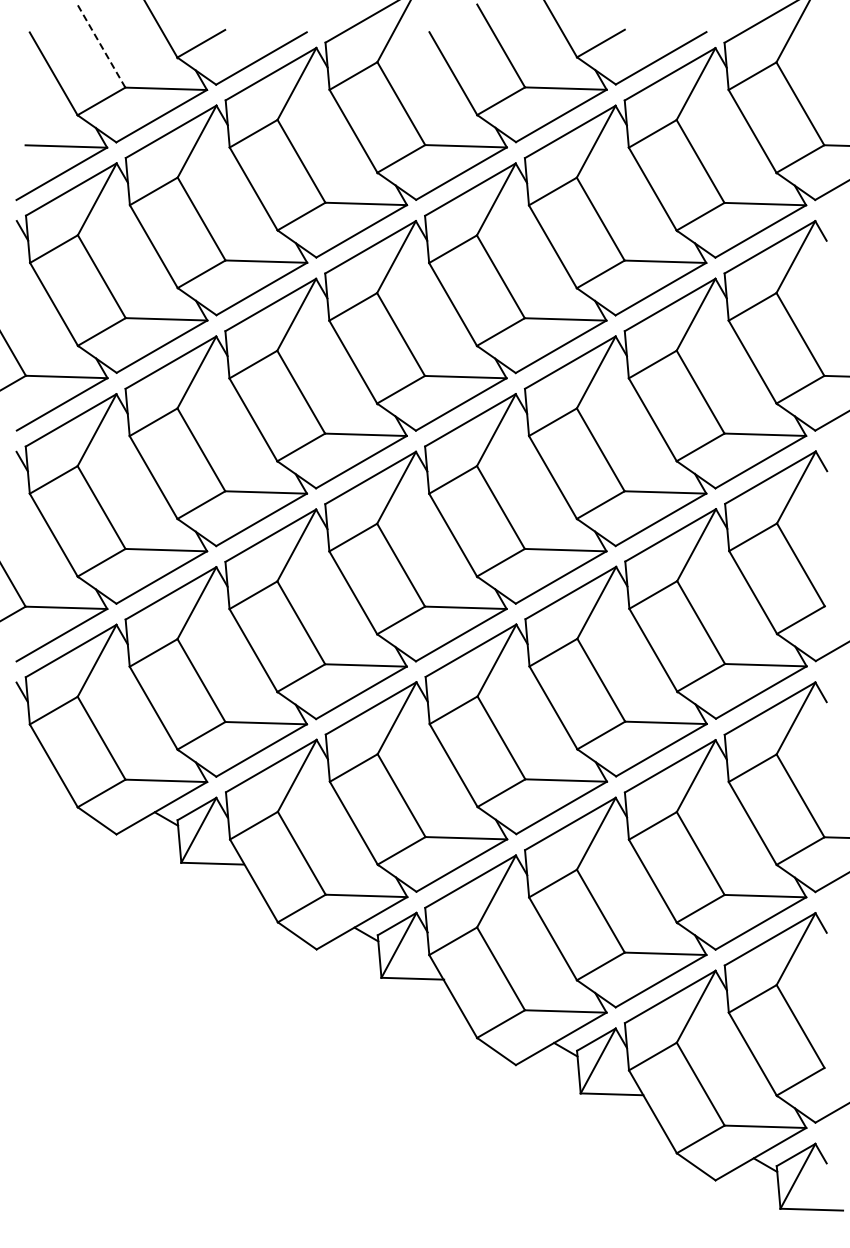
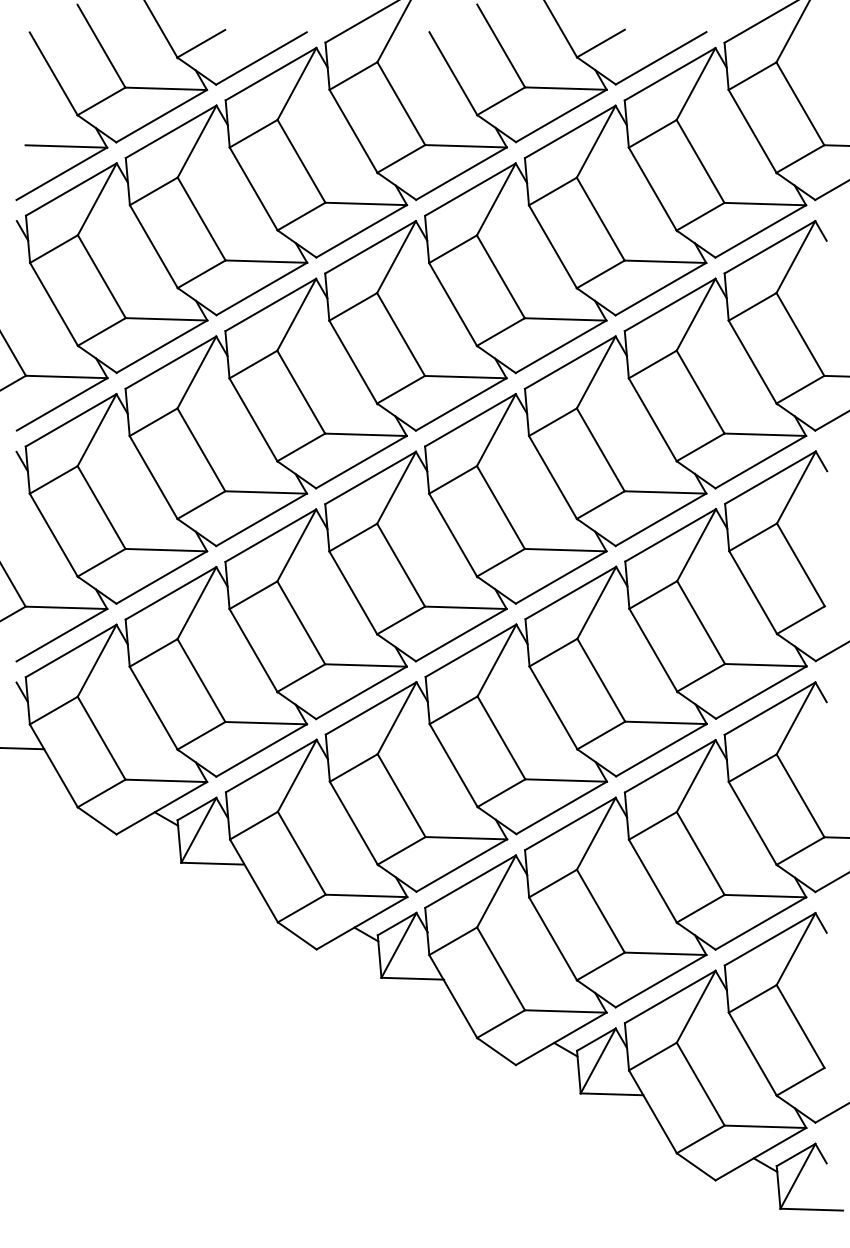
line: dashed -> solid (101, 46)
line: none -> present (23, 748)
